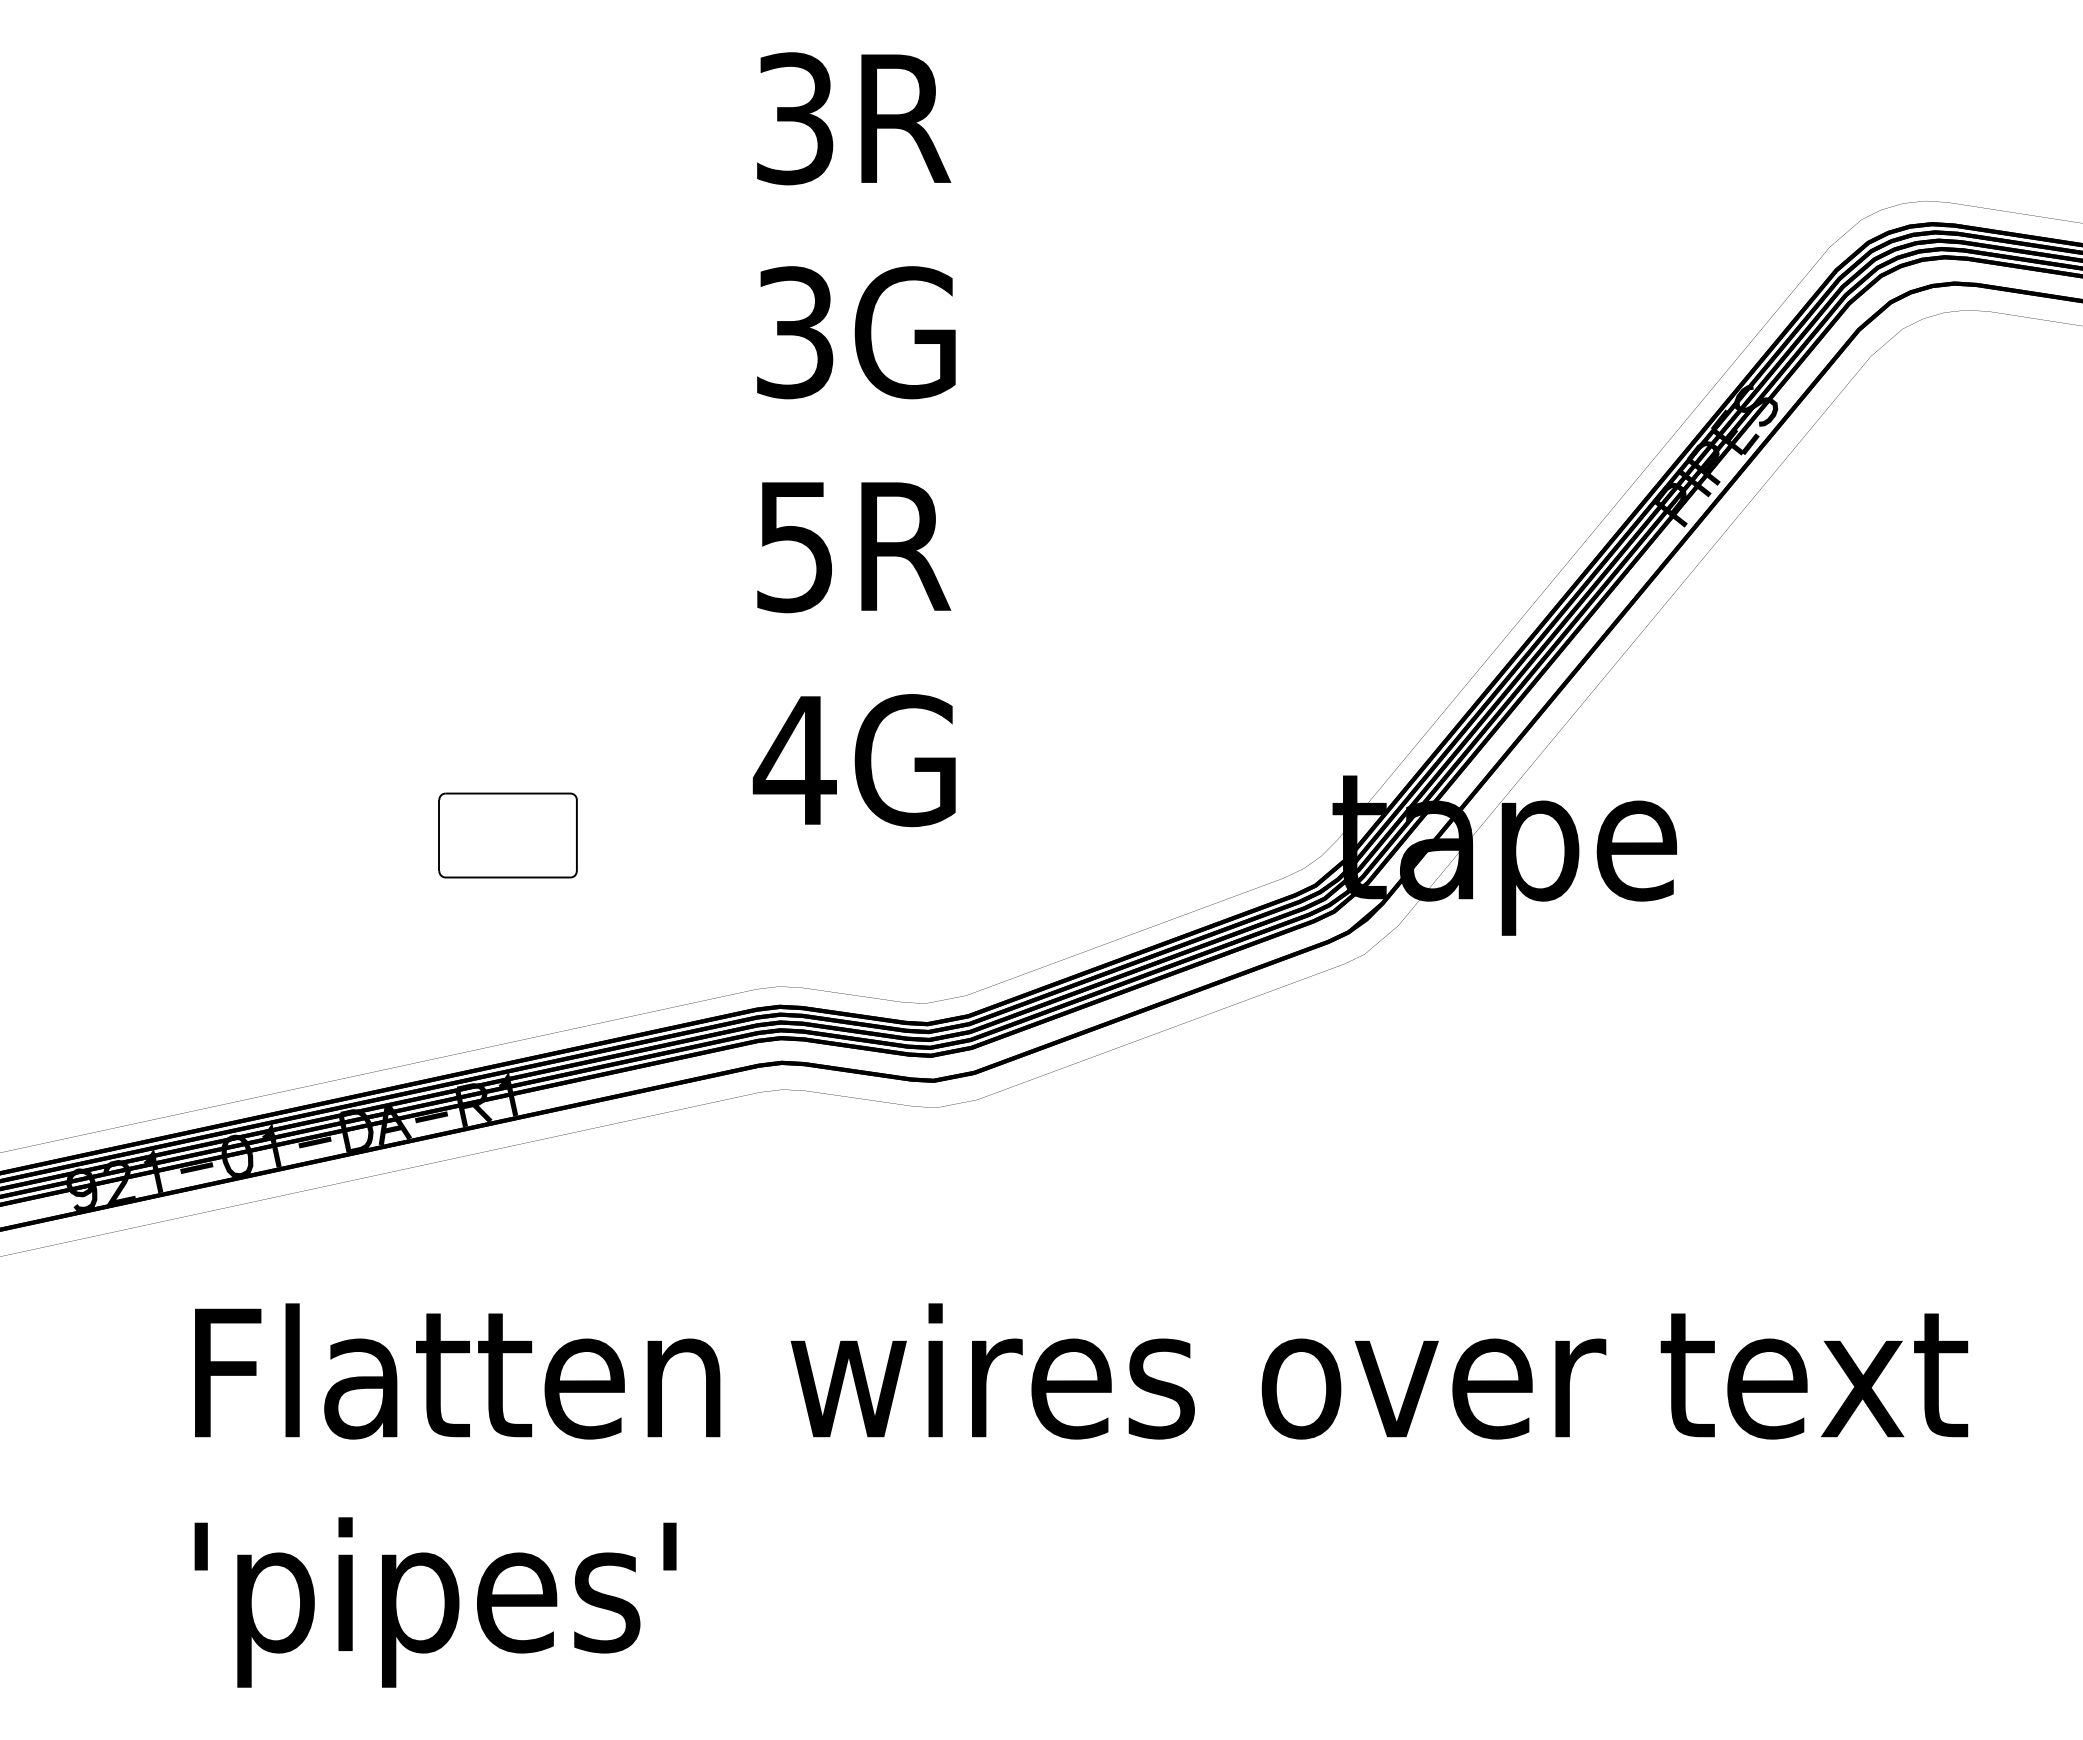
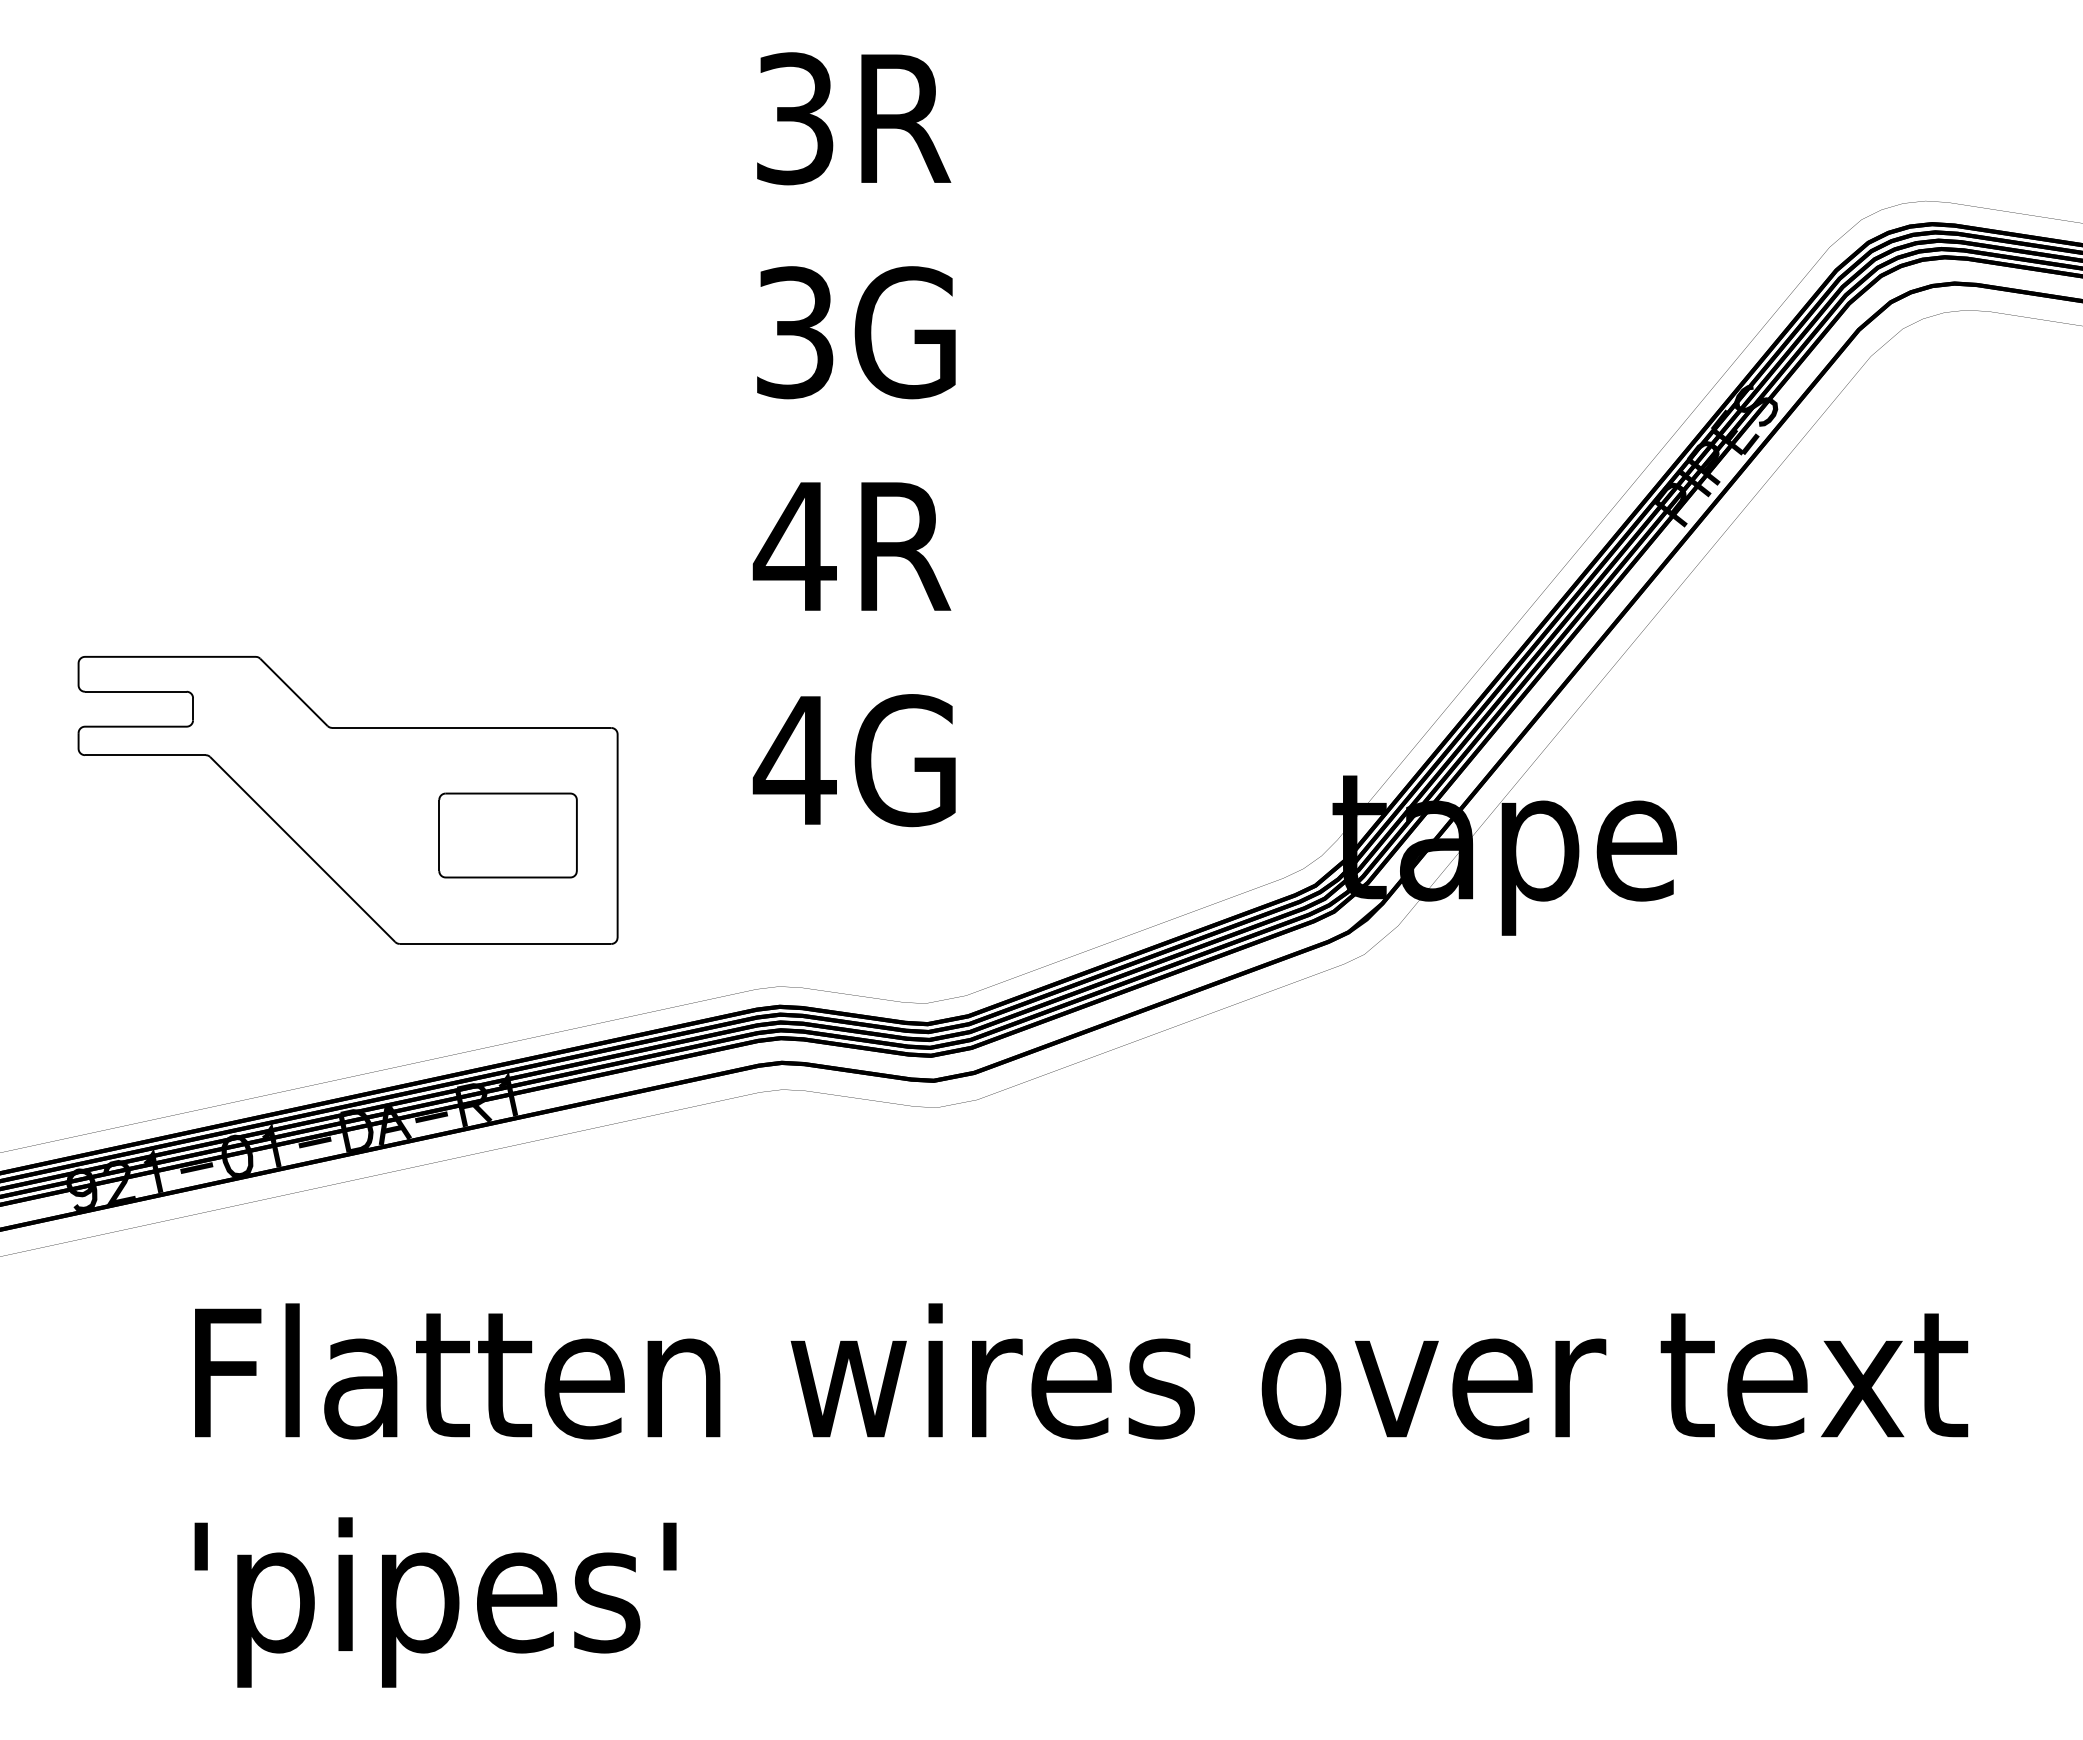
text: 5R -> 4R (794, 547)
part: none -> present (347, 800)
